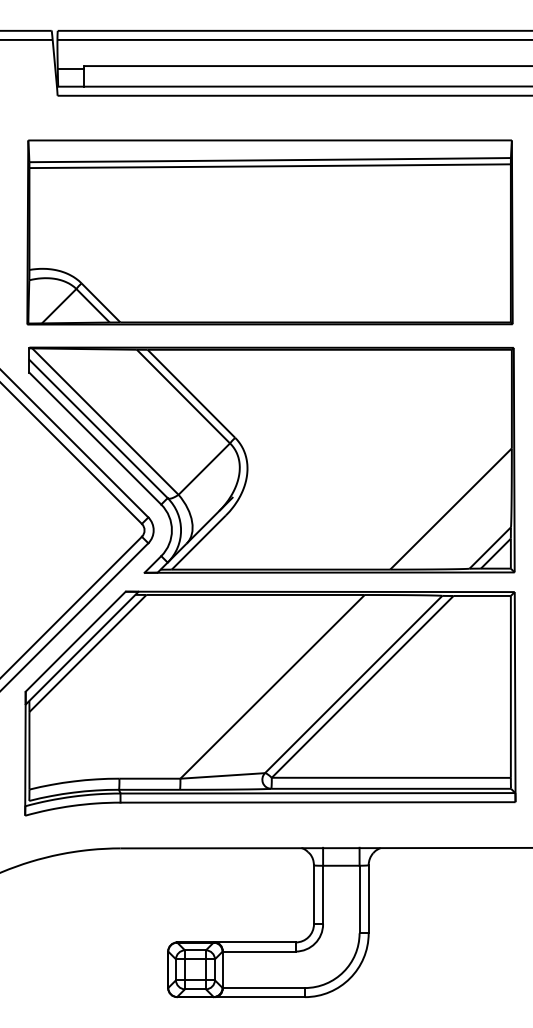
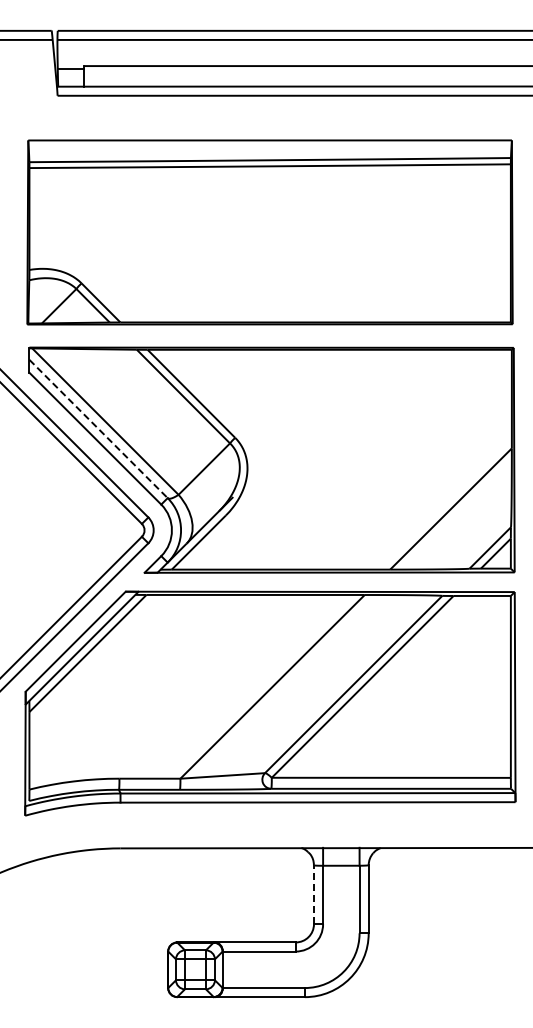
line: solid -> dashed (98, 429)
line: solid -> dashed (313, 894)
